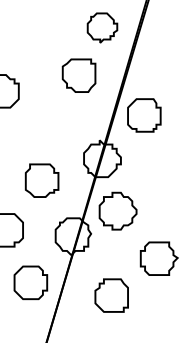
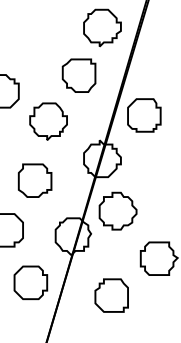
part size: 33x32 px -> 39x40 px (102, 27)
part: none -> present (48, 121)
part position: (41, 180) -> (34, 180) (34, 180)
